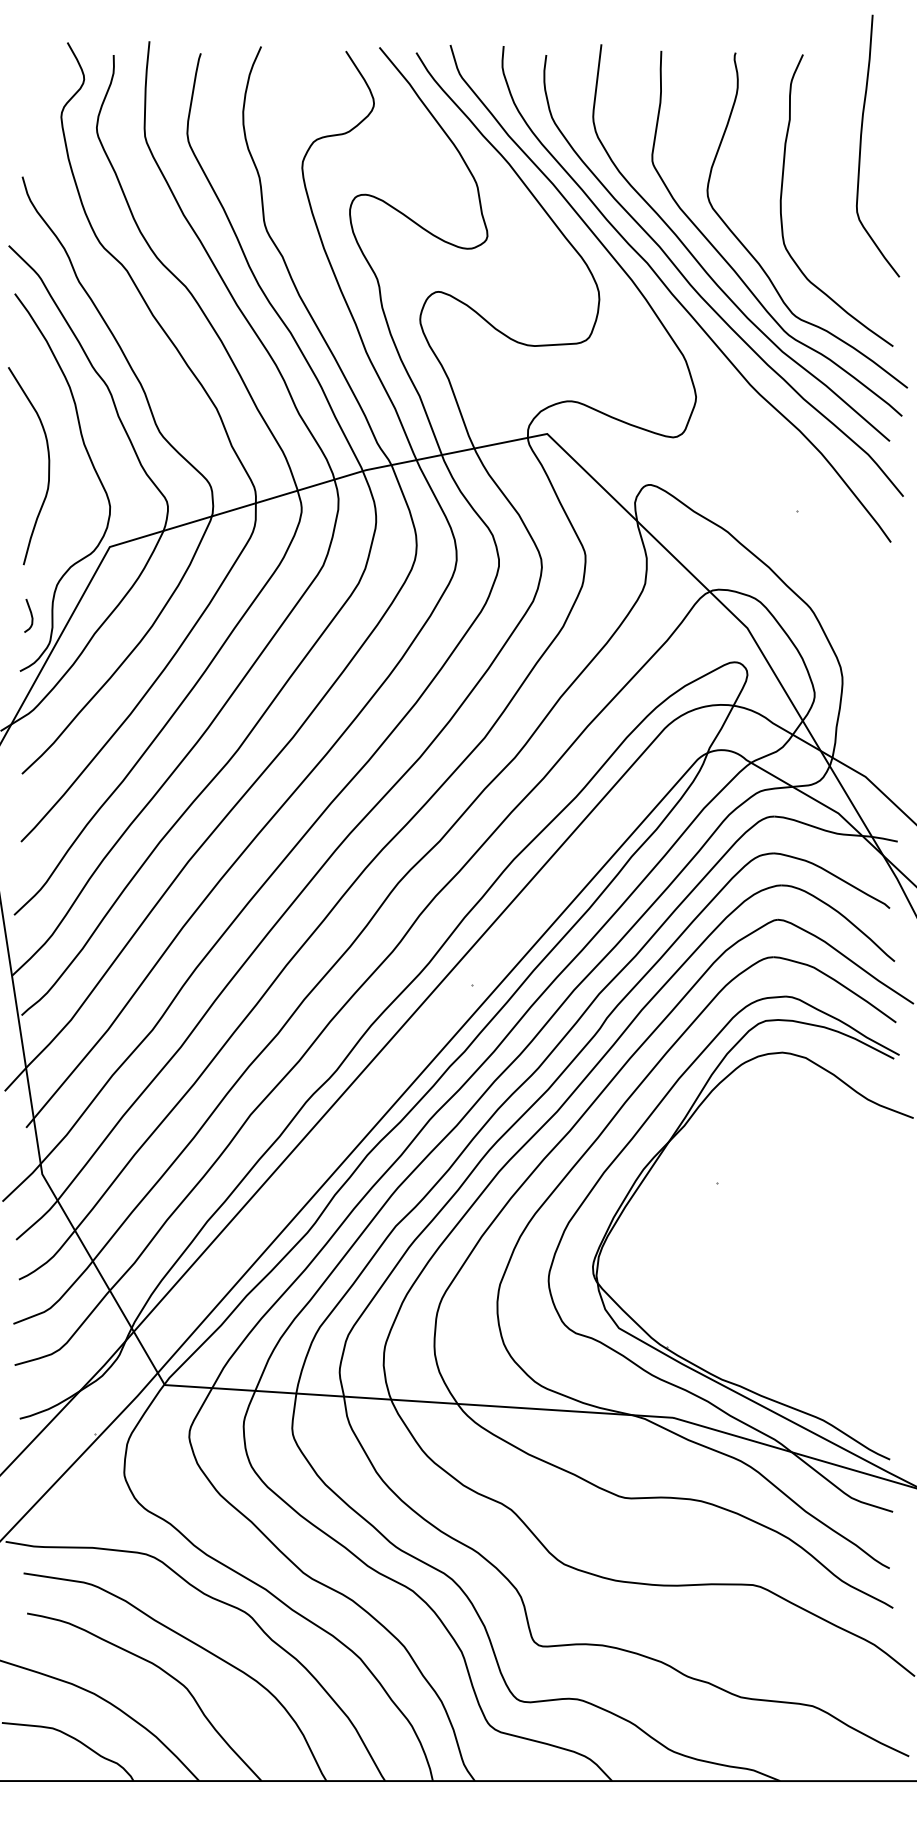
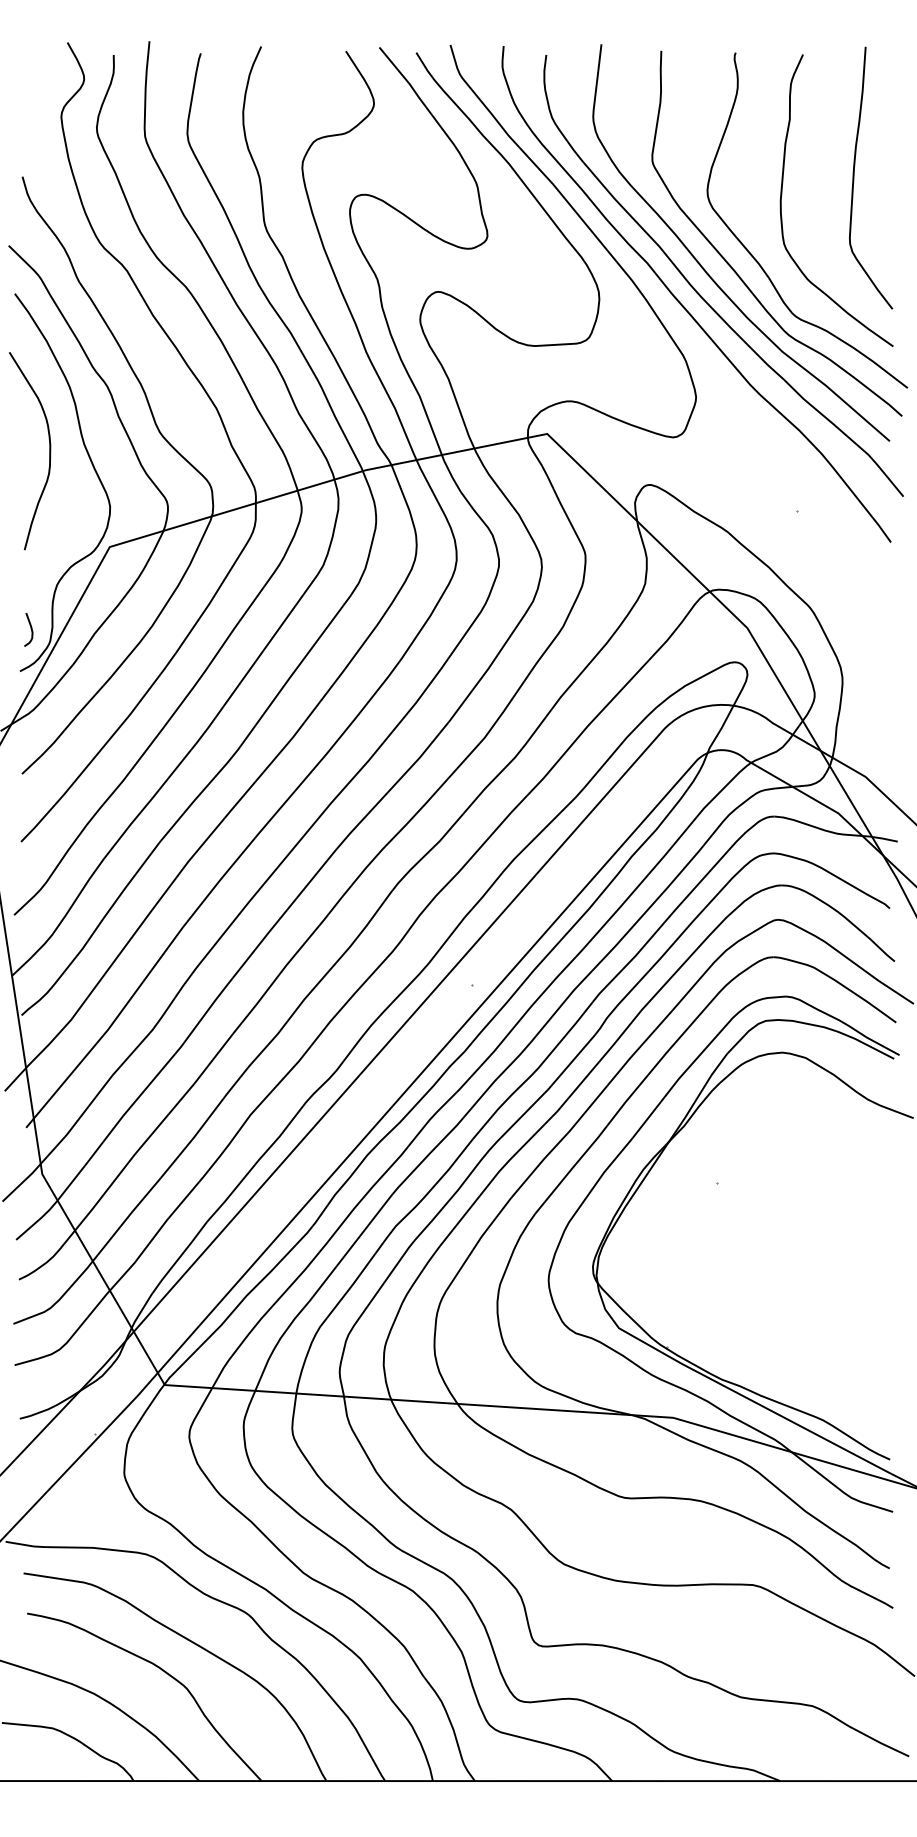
curve position: (861, 145) -> (854, 177) (854, 177)
curve position: (48, 466) -> (49, 451) (49, 451)
curve position: (30, 615) -> (30, 629) (30, 629)
